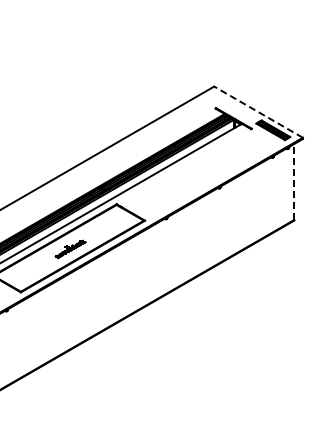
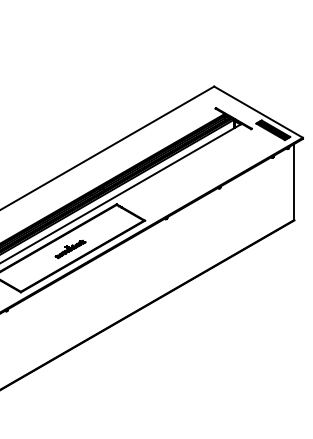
line: dashed -> solid (258, 111)
line: dashed -> solid (294, 181)
